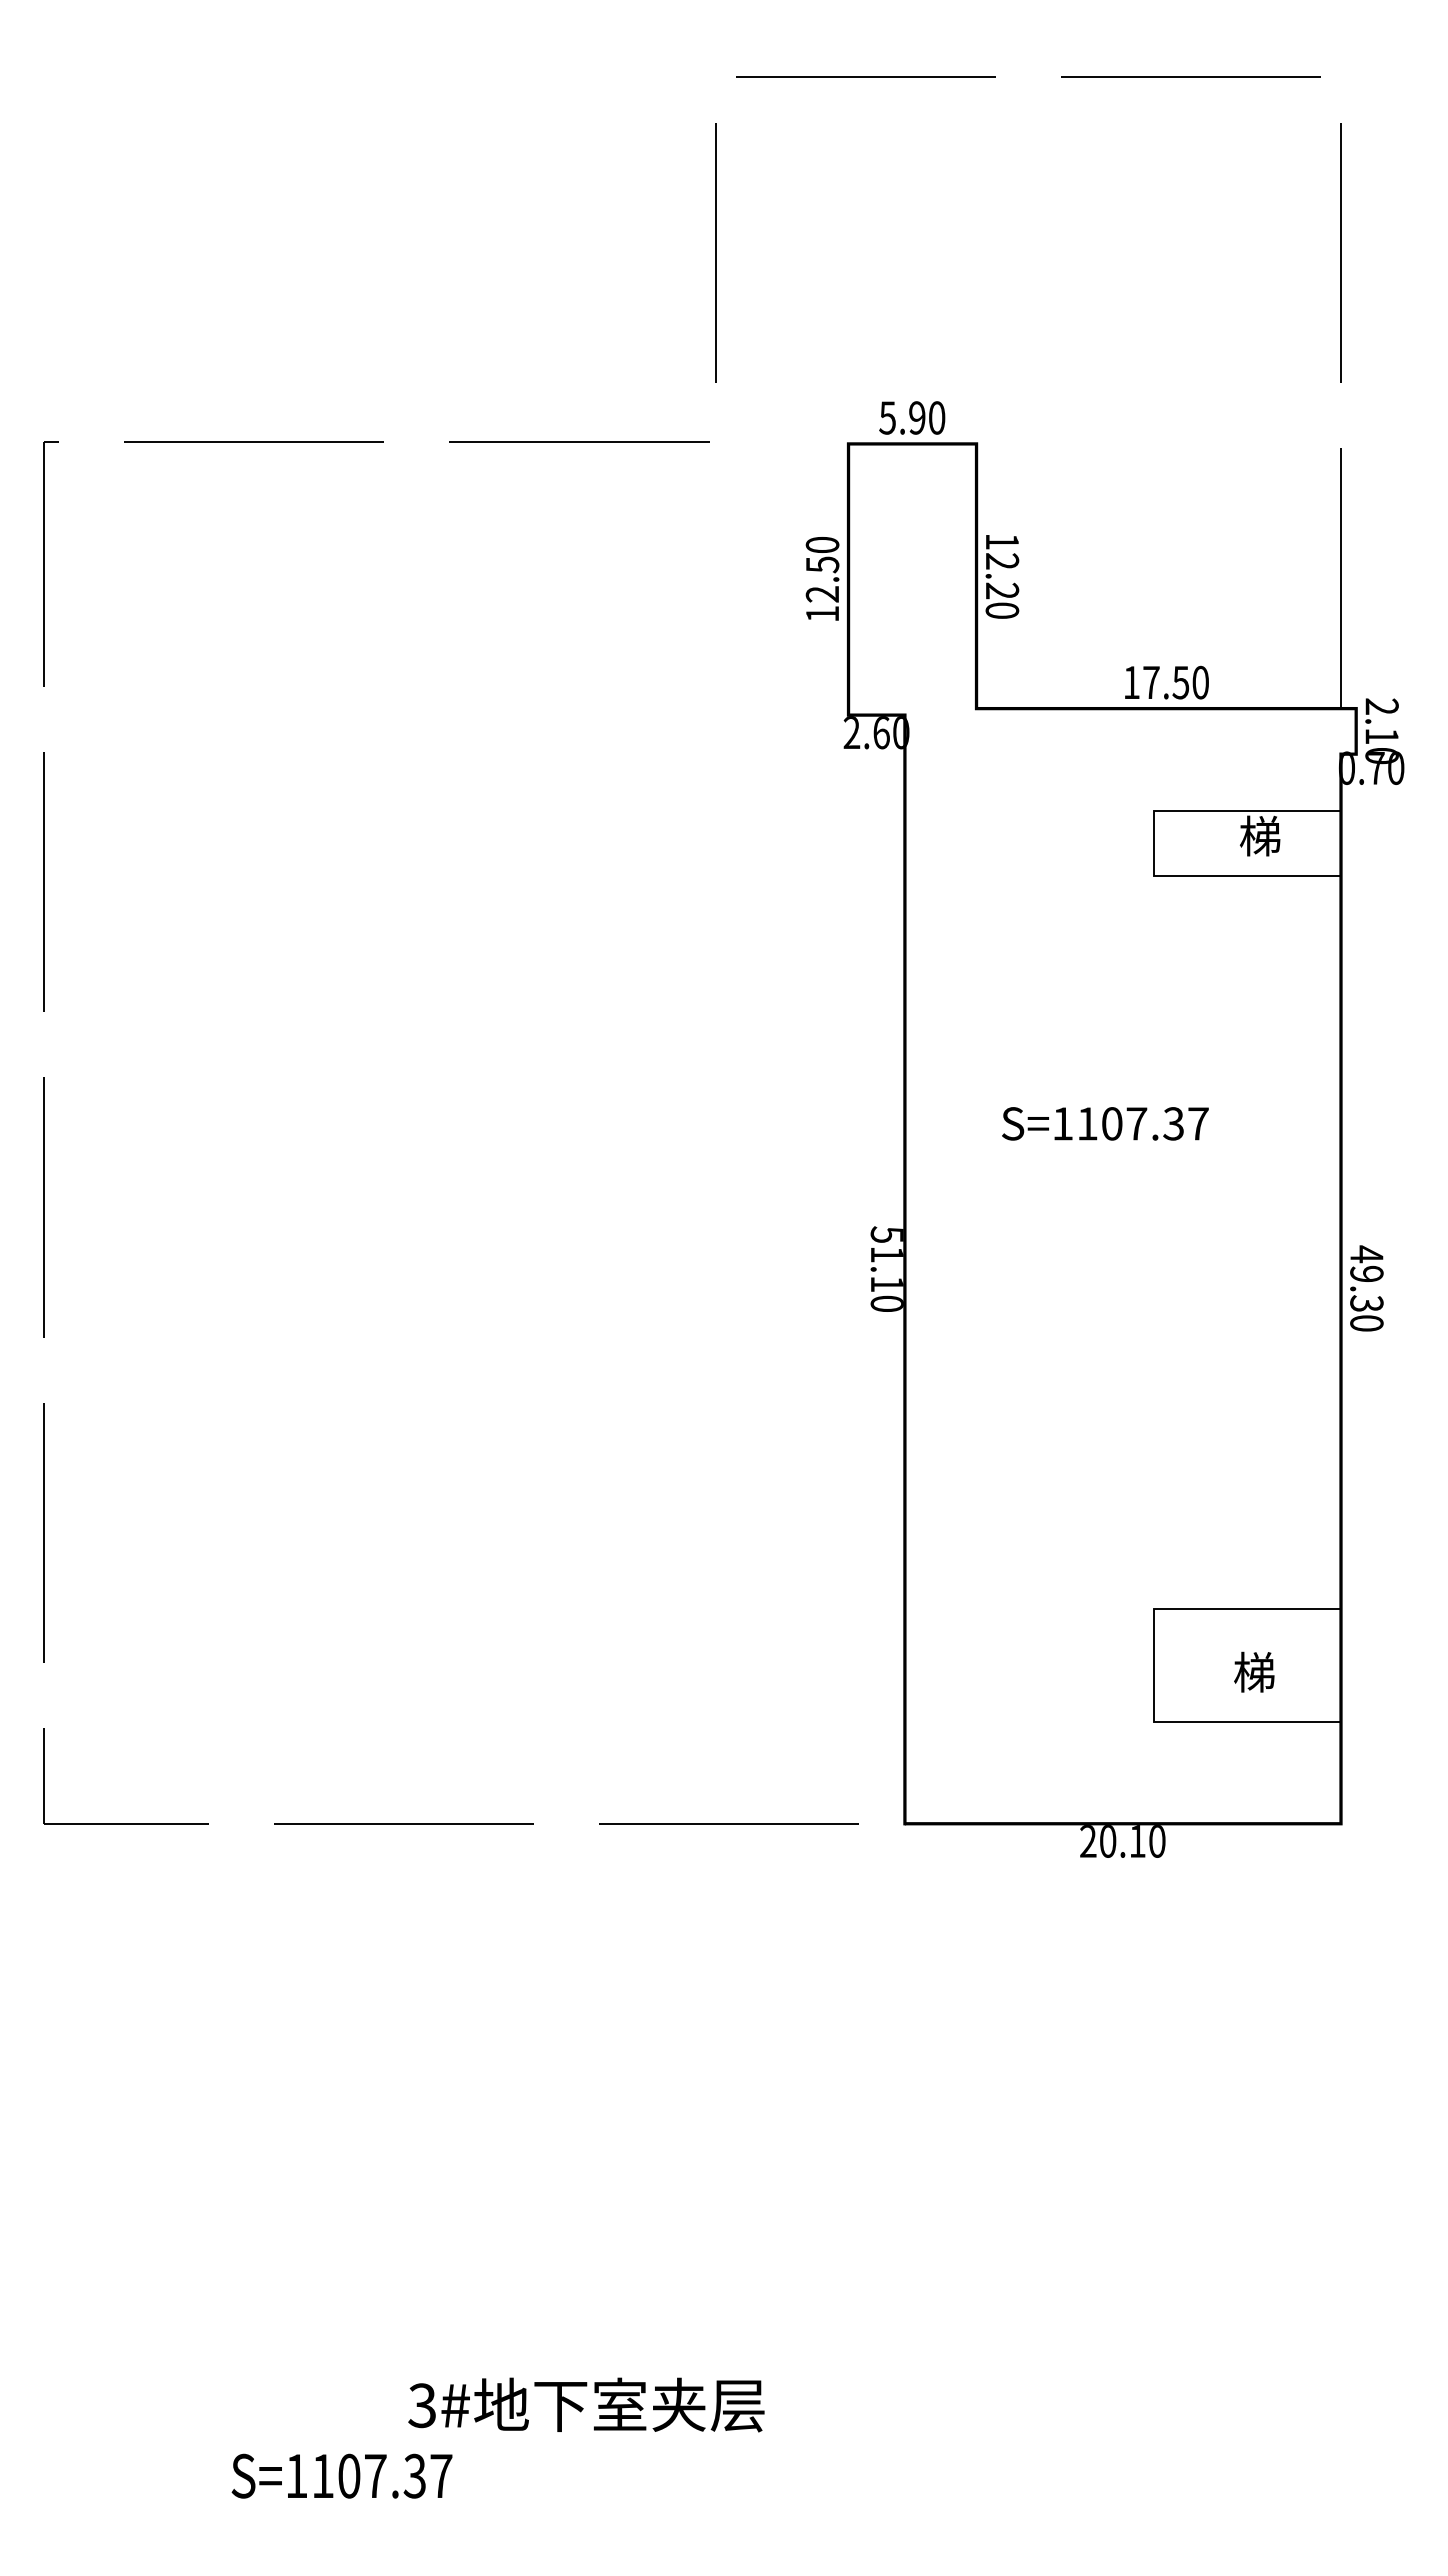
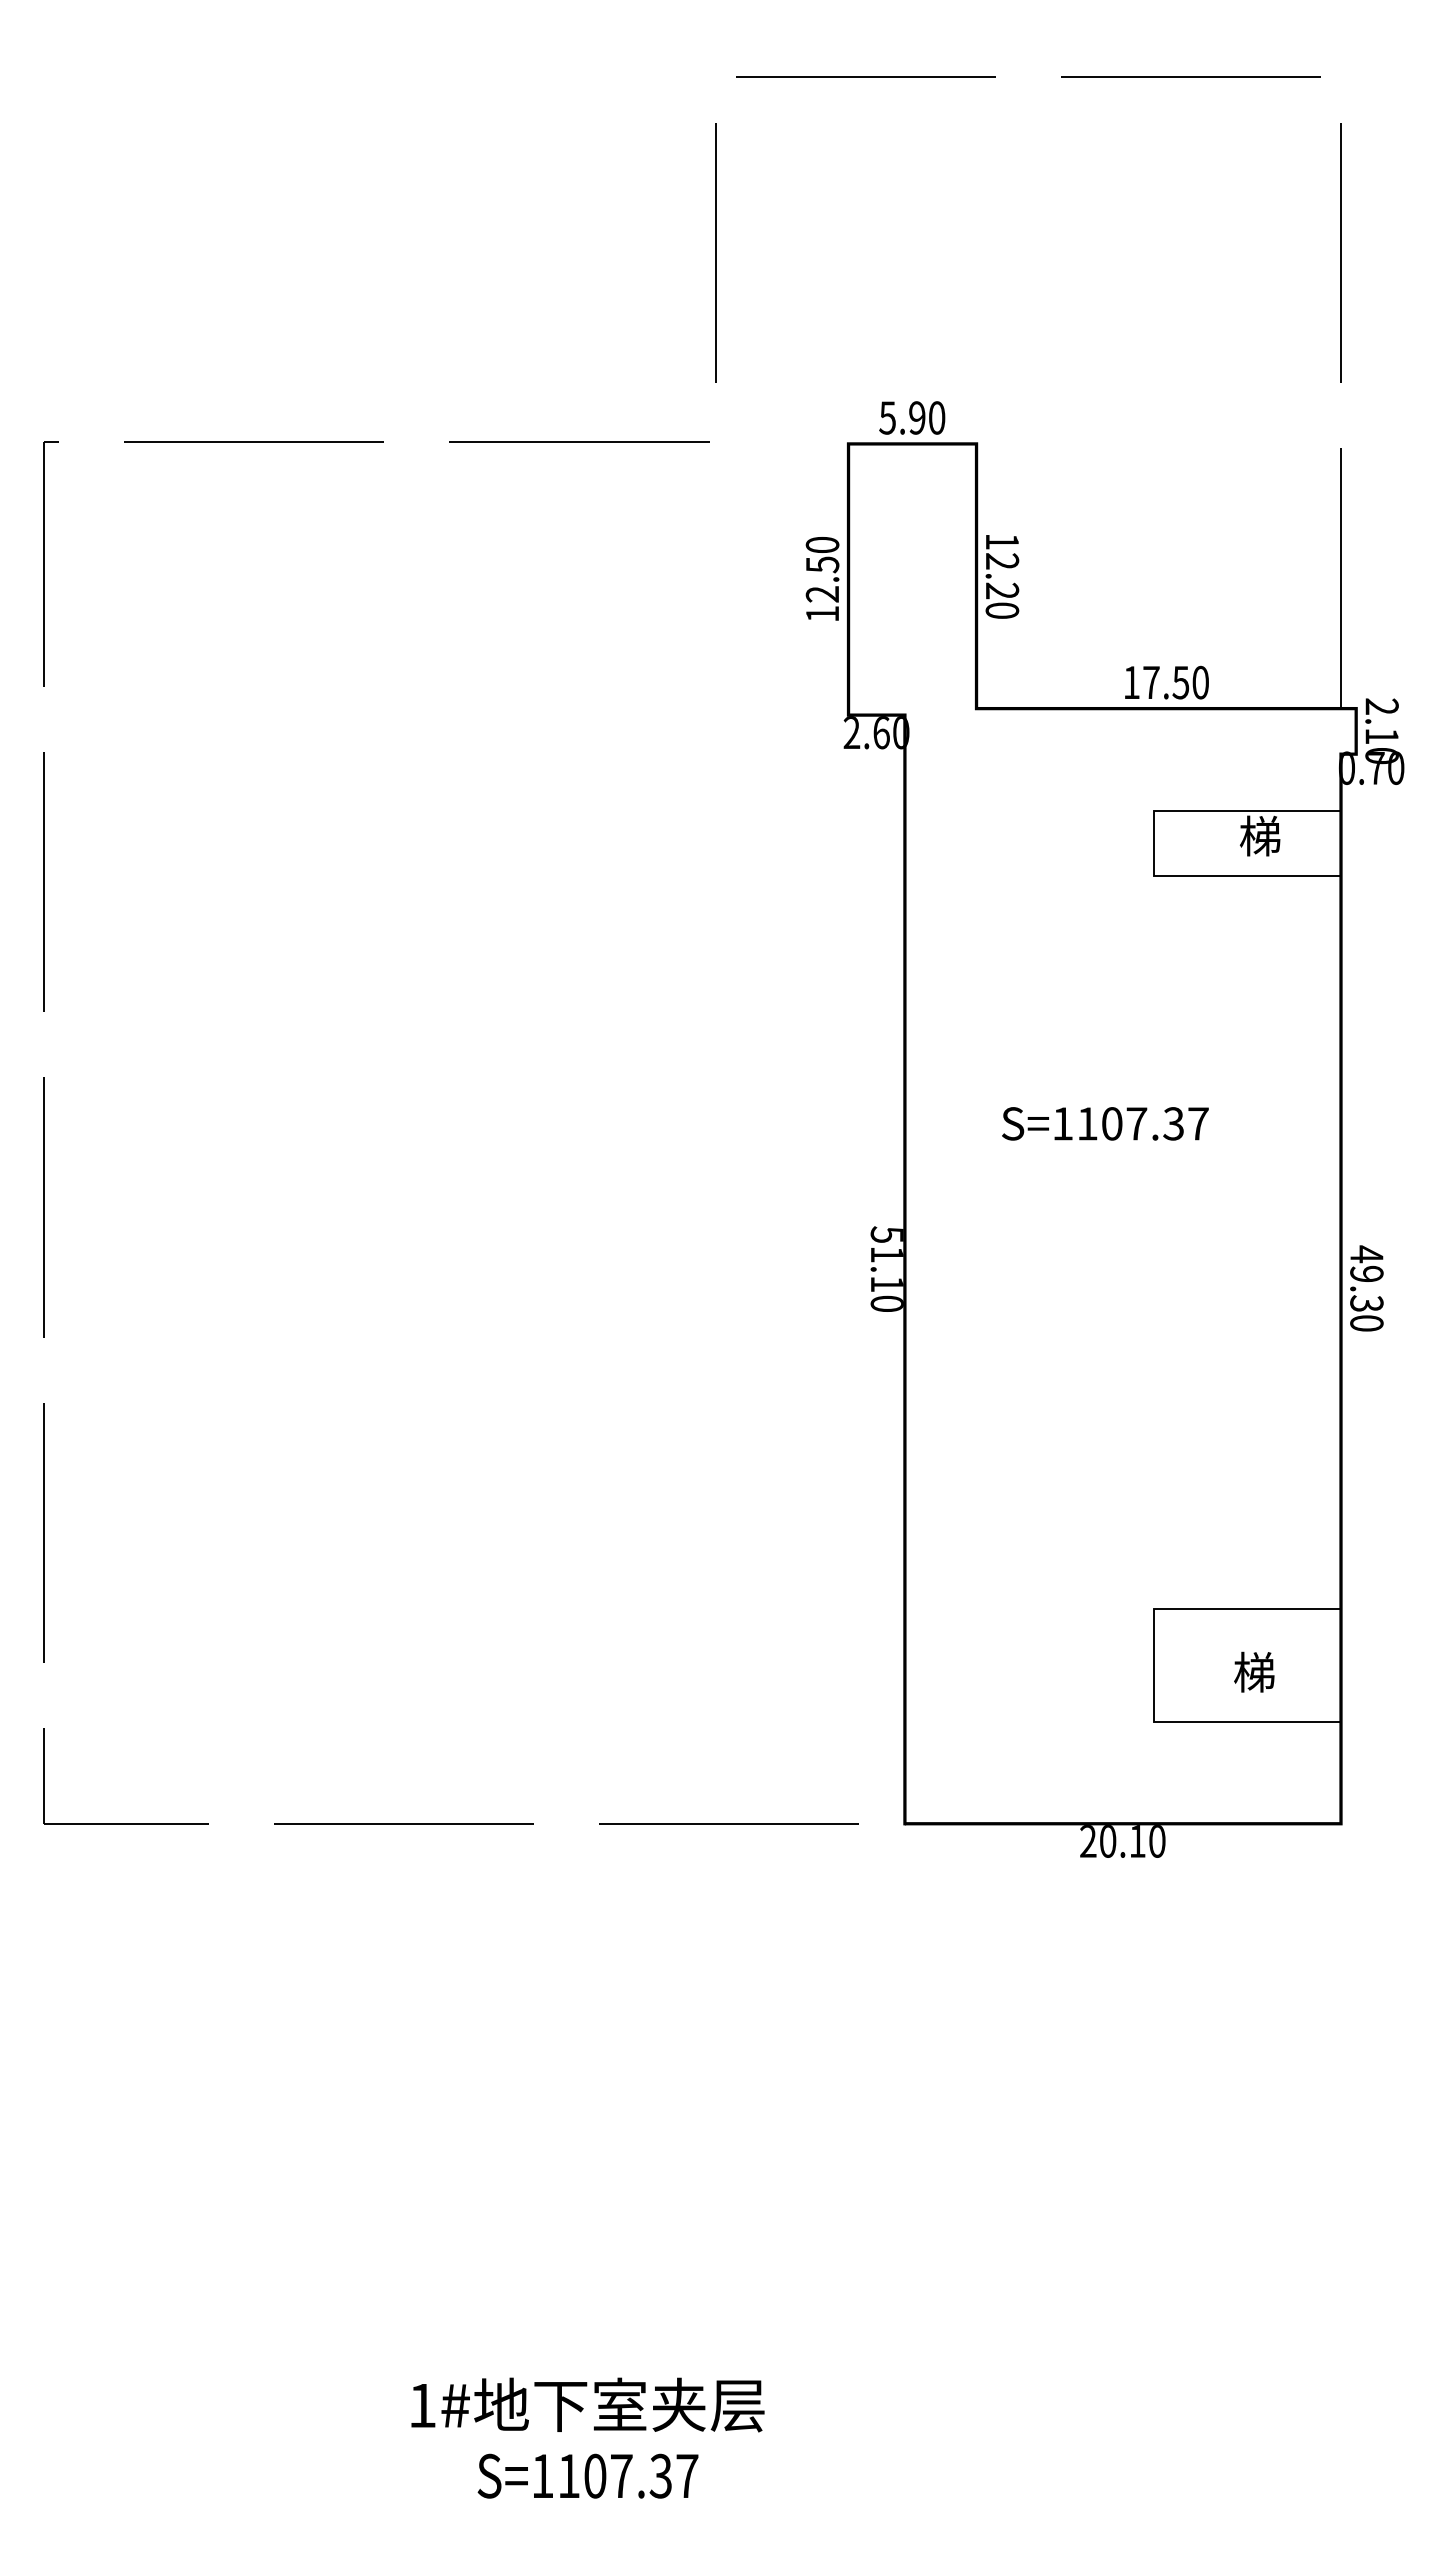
text: 3# -> 1# (421, 2405)
text position: (341, 2475) -> (587, 2475) (587, 2475)
